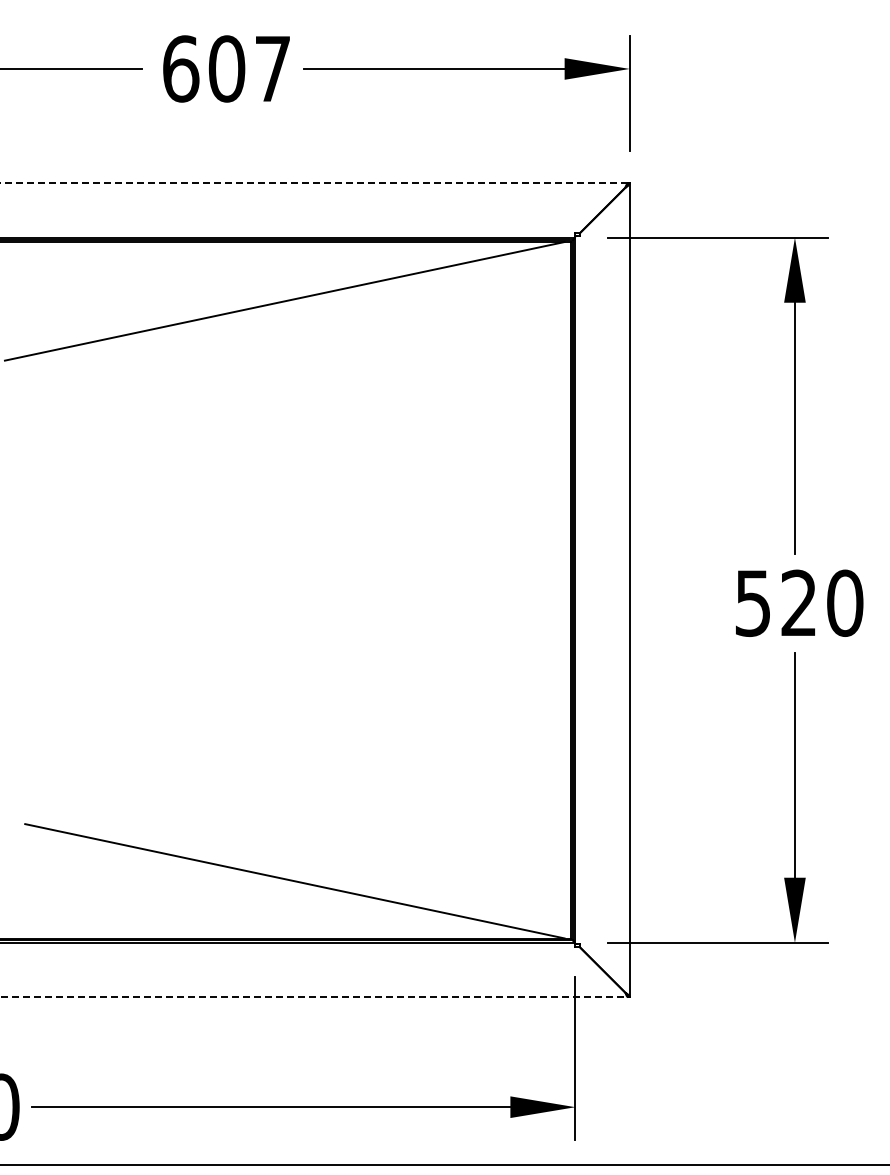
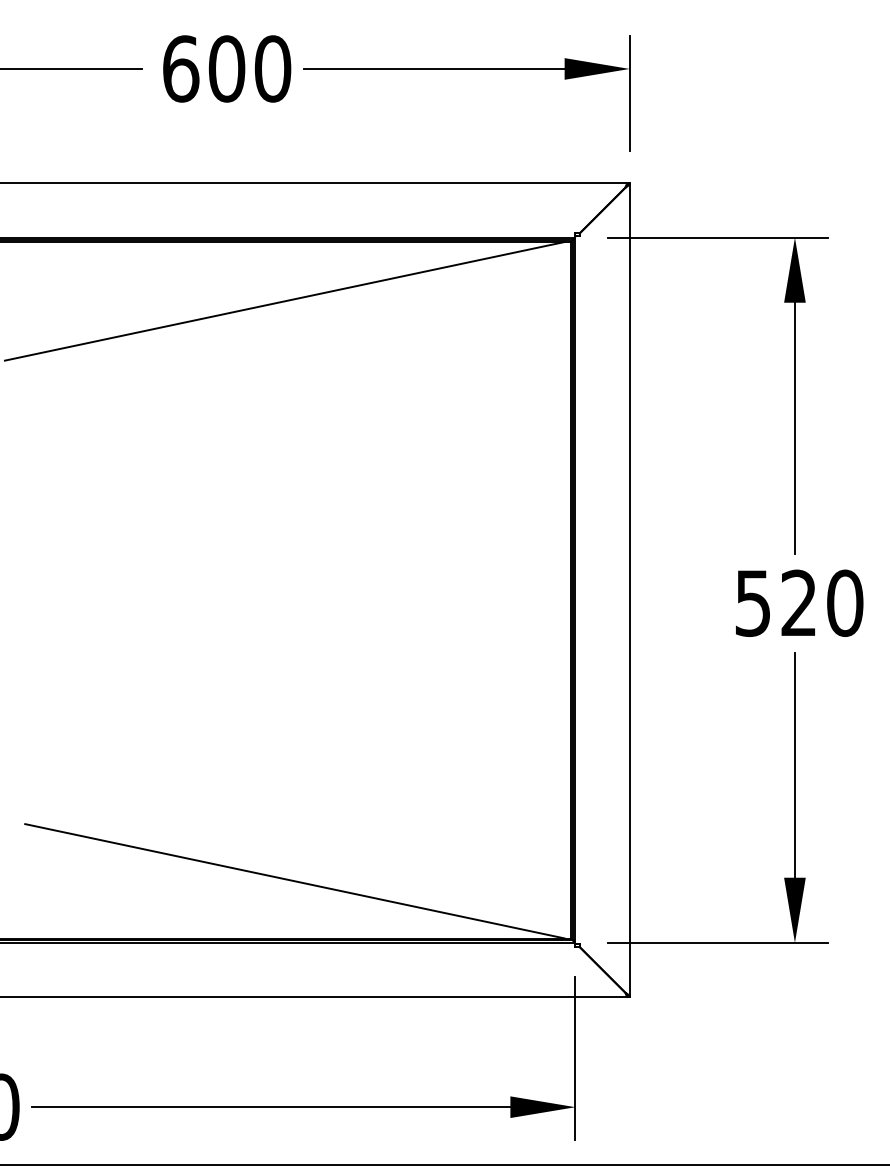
text: 607 -> 600 (272, 68)
line: dashed -> solid (314, 183)
line: dashed -> solid (314, 997)
